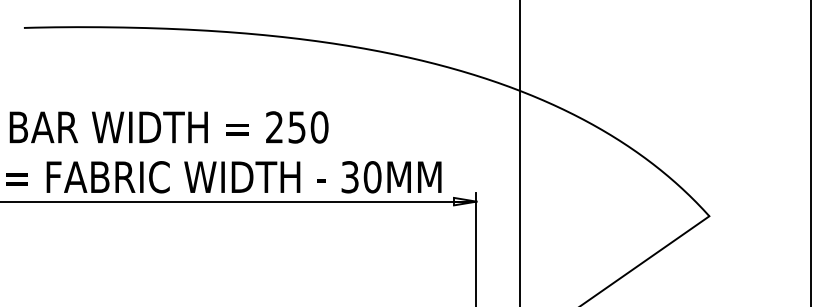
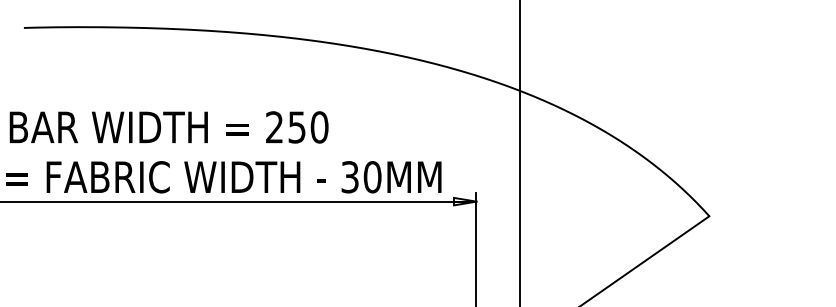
line: present -> none (810, 152)
